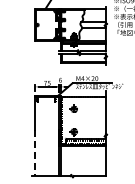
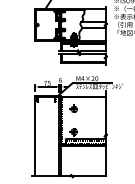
line: dashed -> solid (35, 153)
